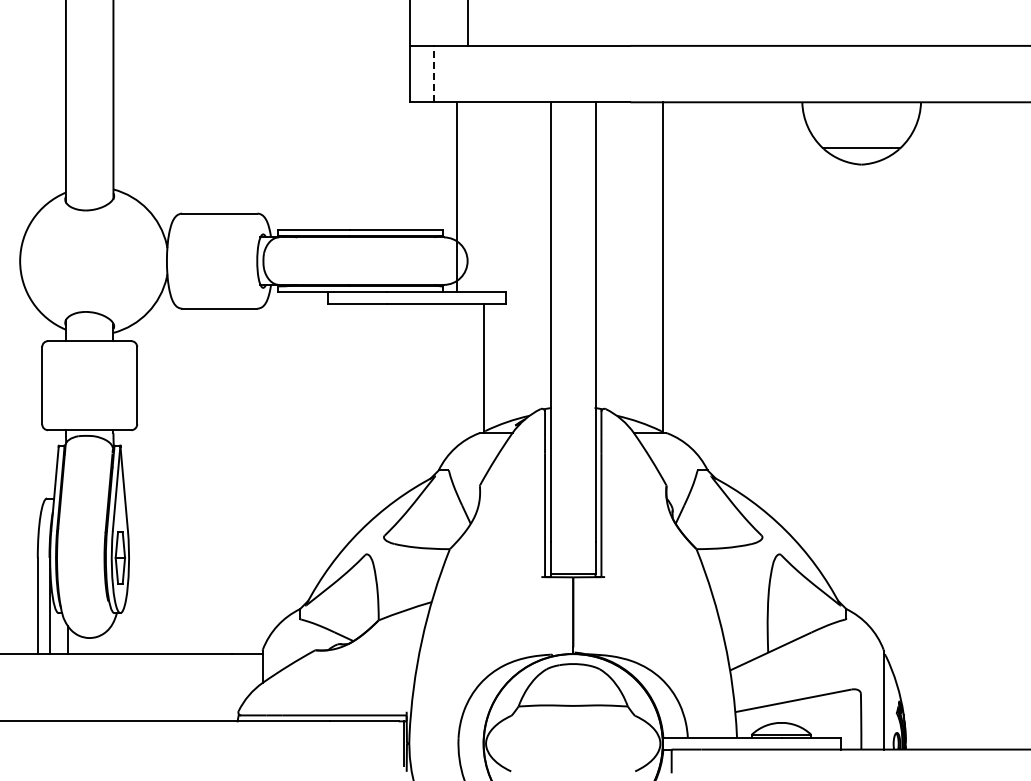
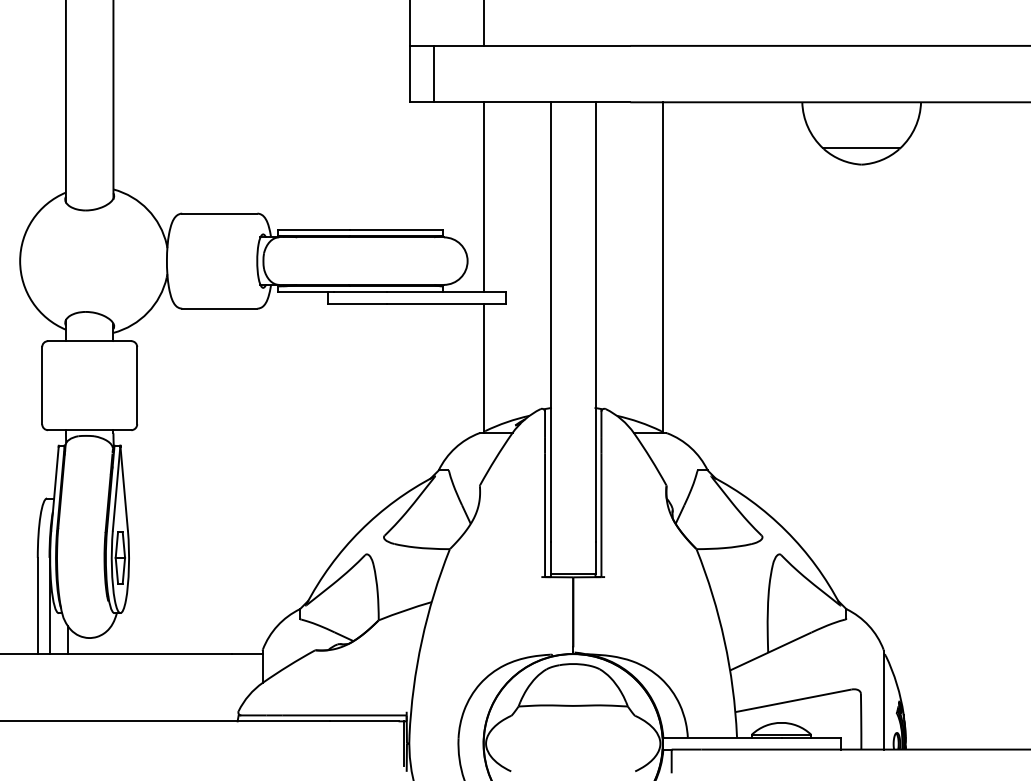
line position: (467, 23) -> (483, 23) (483, 23)
line: dashed -> solid (434, 73)
line position: (456, 197) -> (483, 197) (483, 197)
